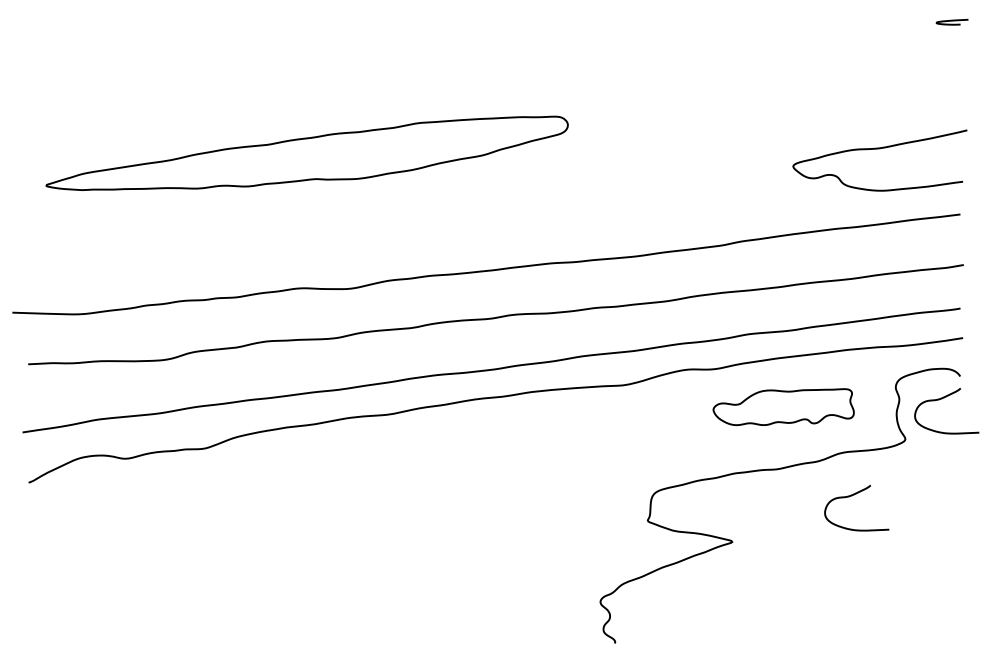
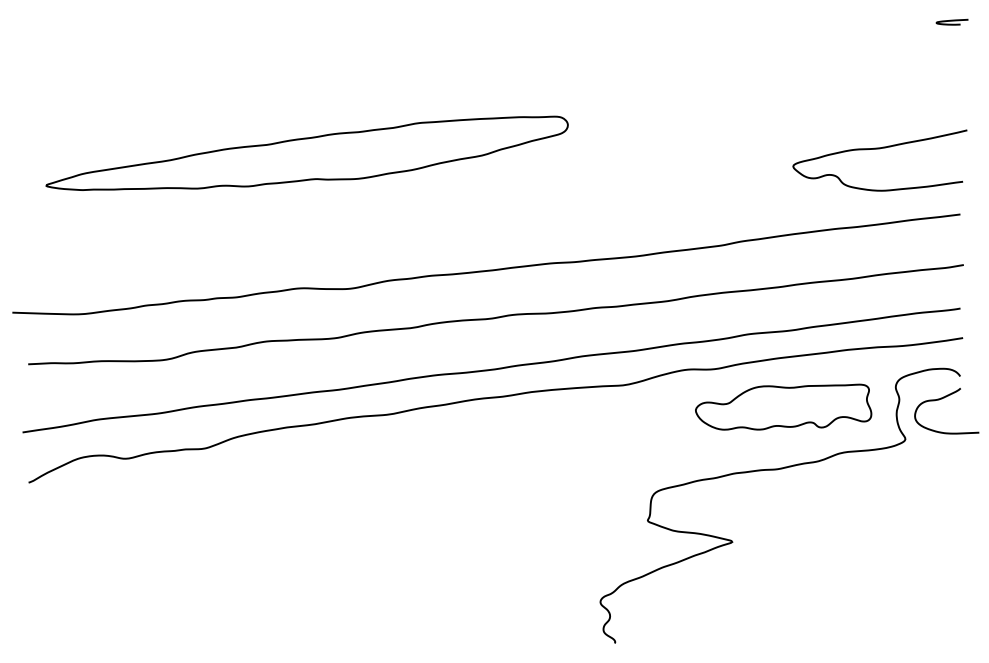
part size: 143x38 px -> 178x48 px (783, 406)
curve: present -> none (852, 496)
